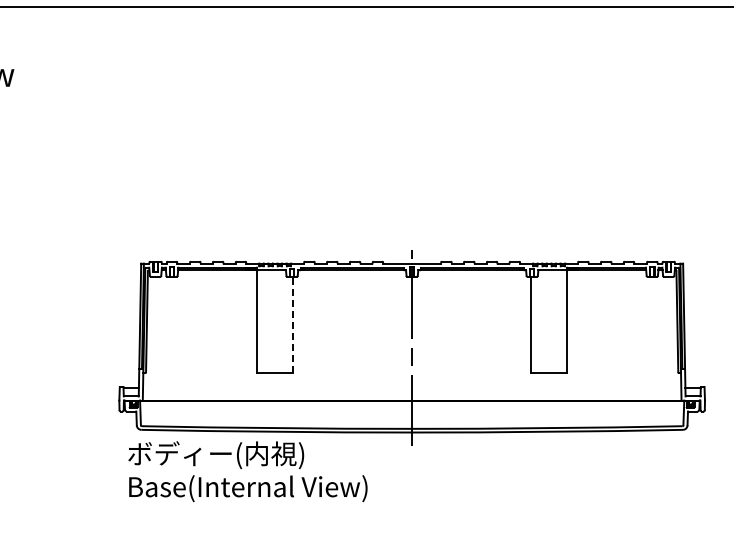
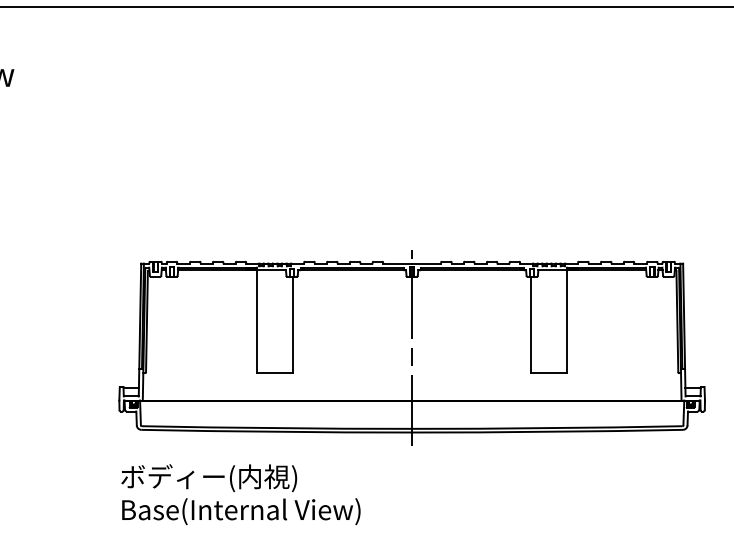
line: dashed -> solid (293, 324)
text position: (247, 471) -> (240, 494) (240, 494)
